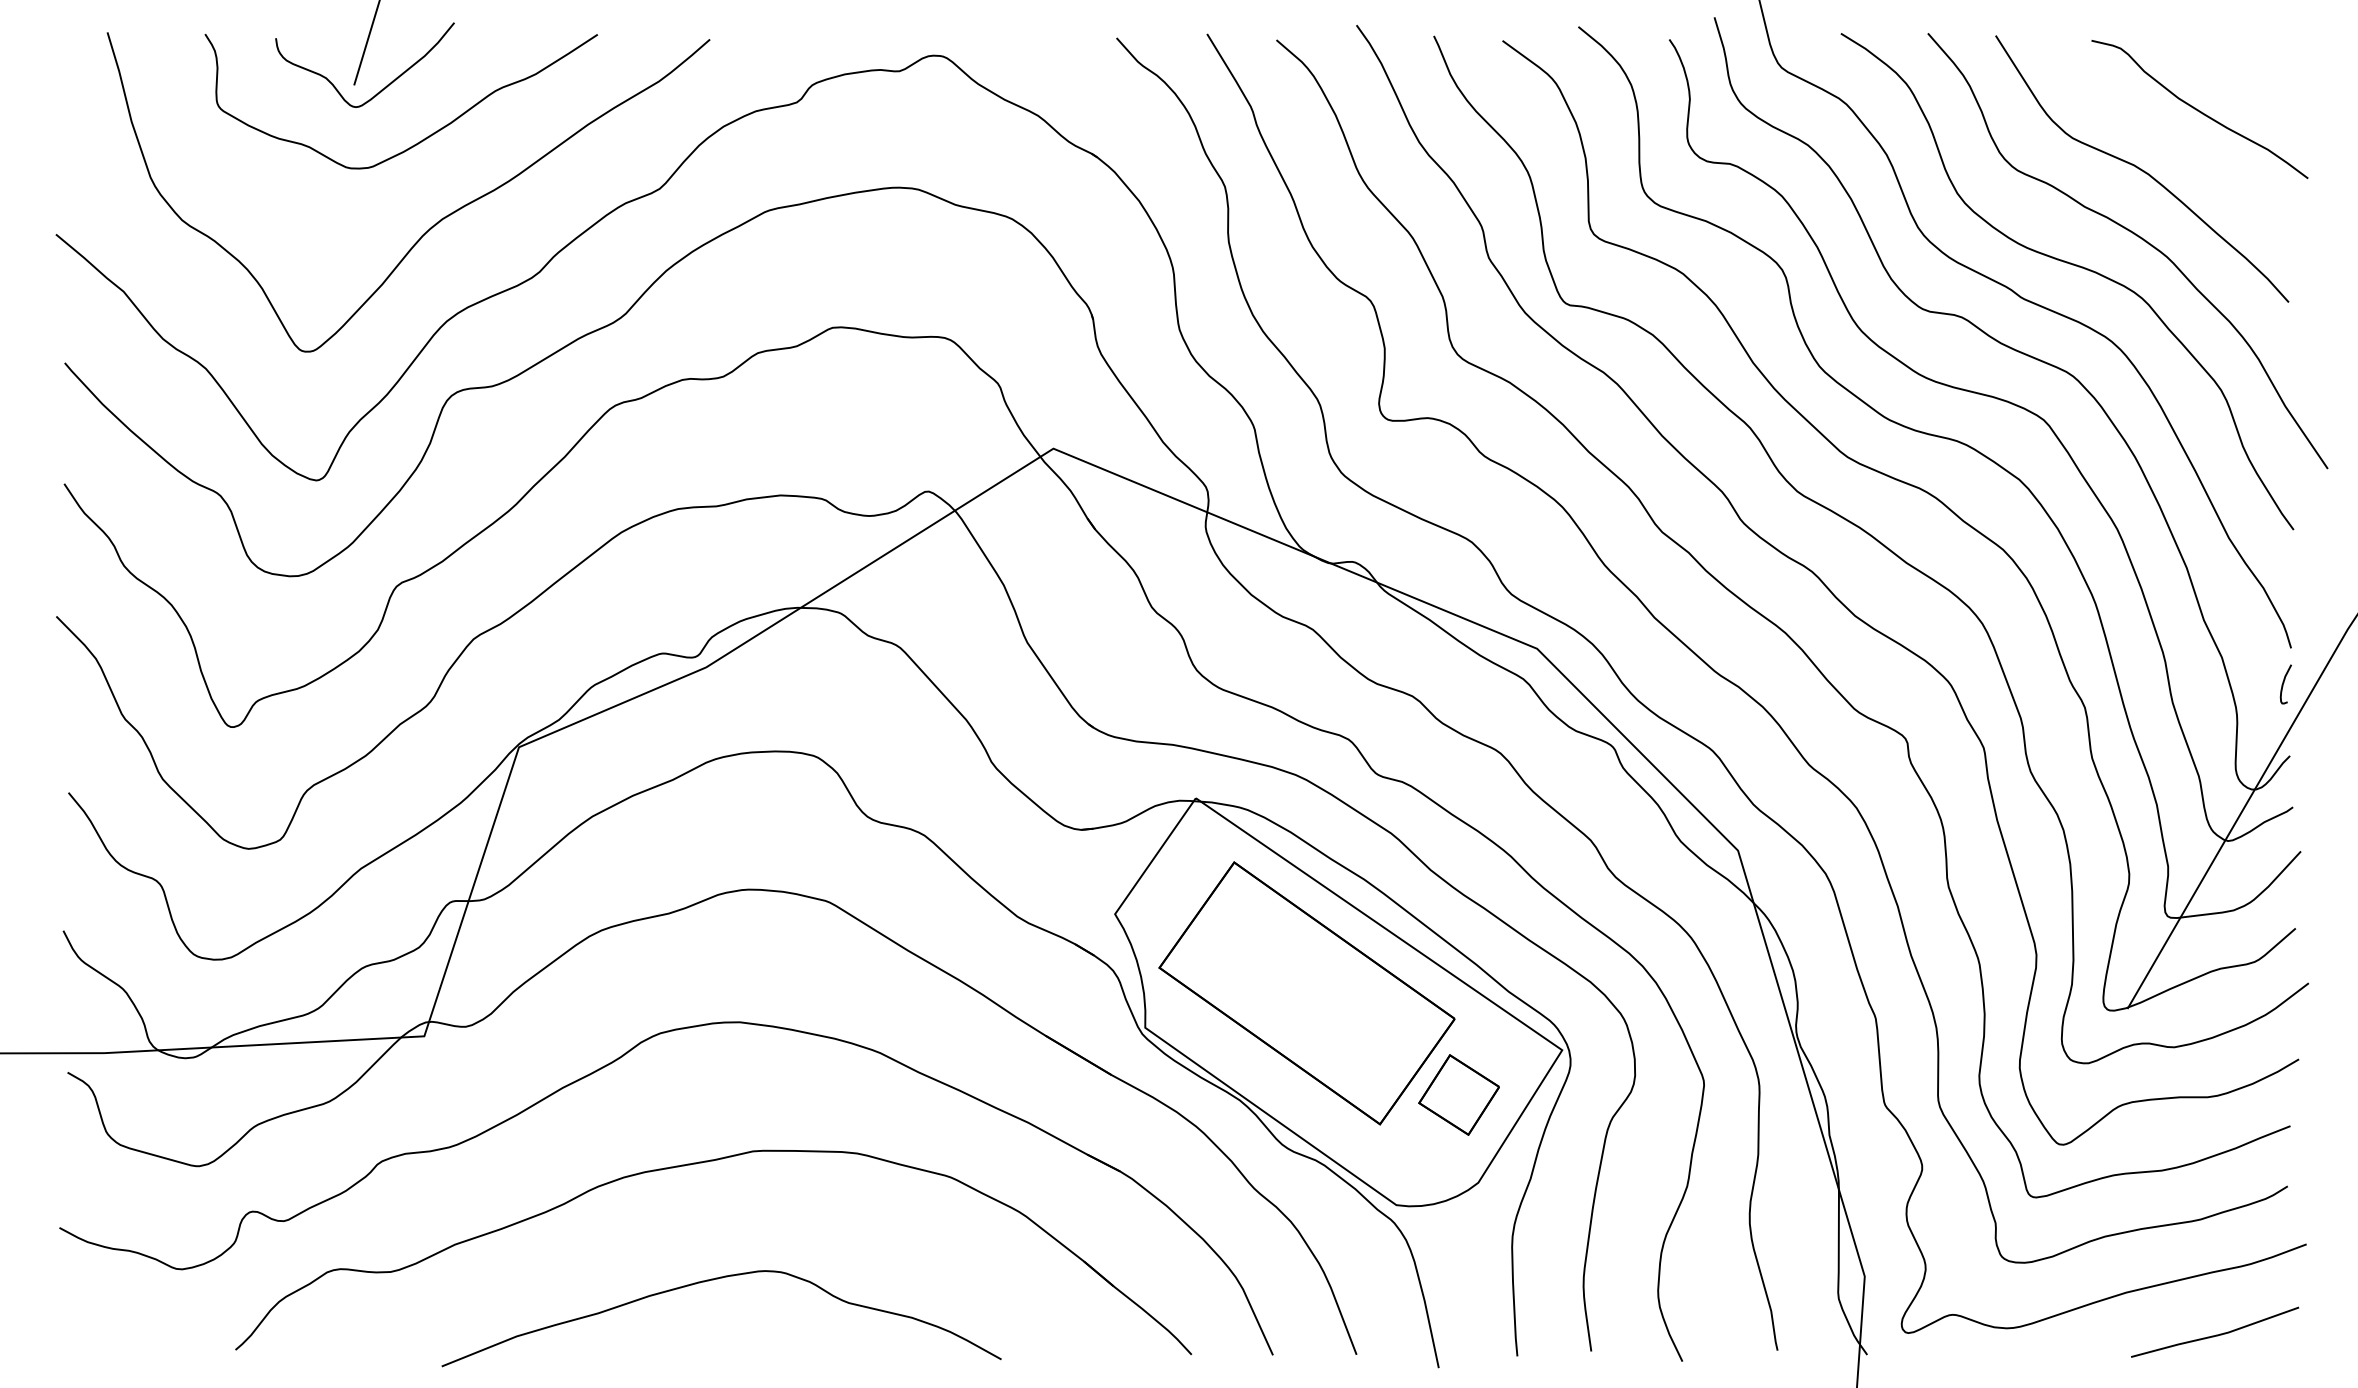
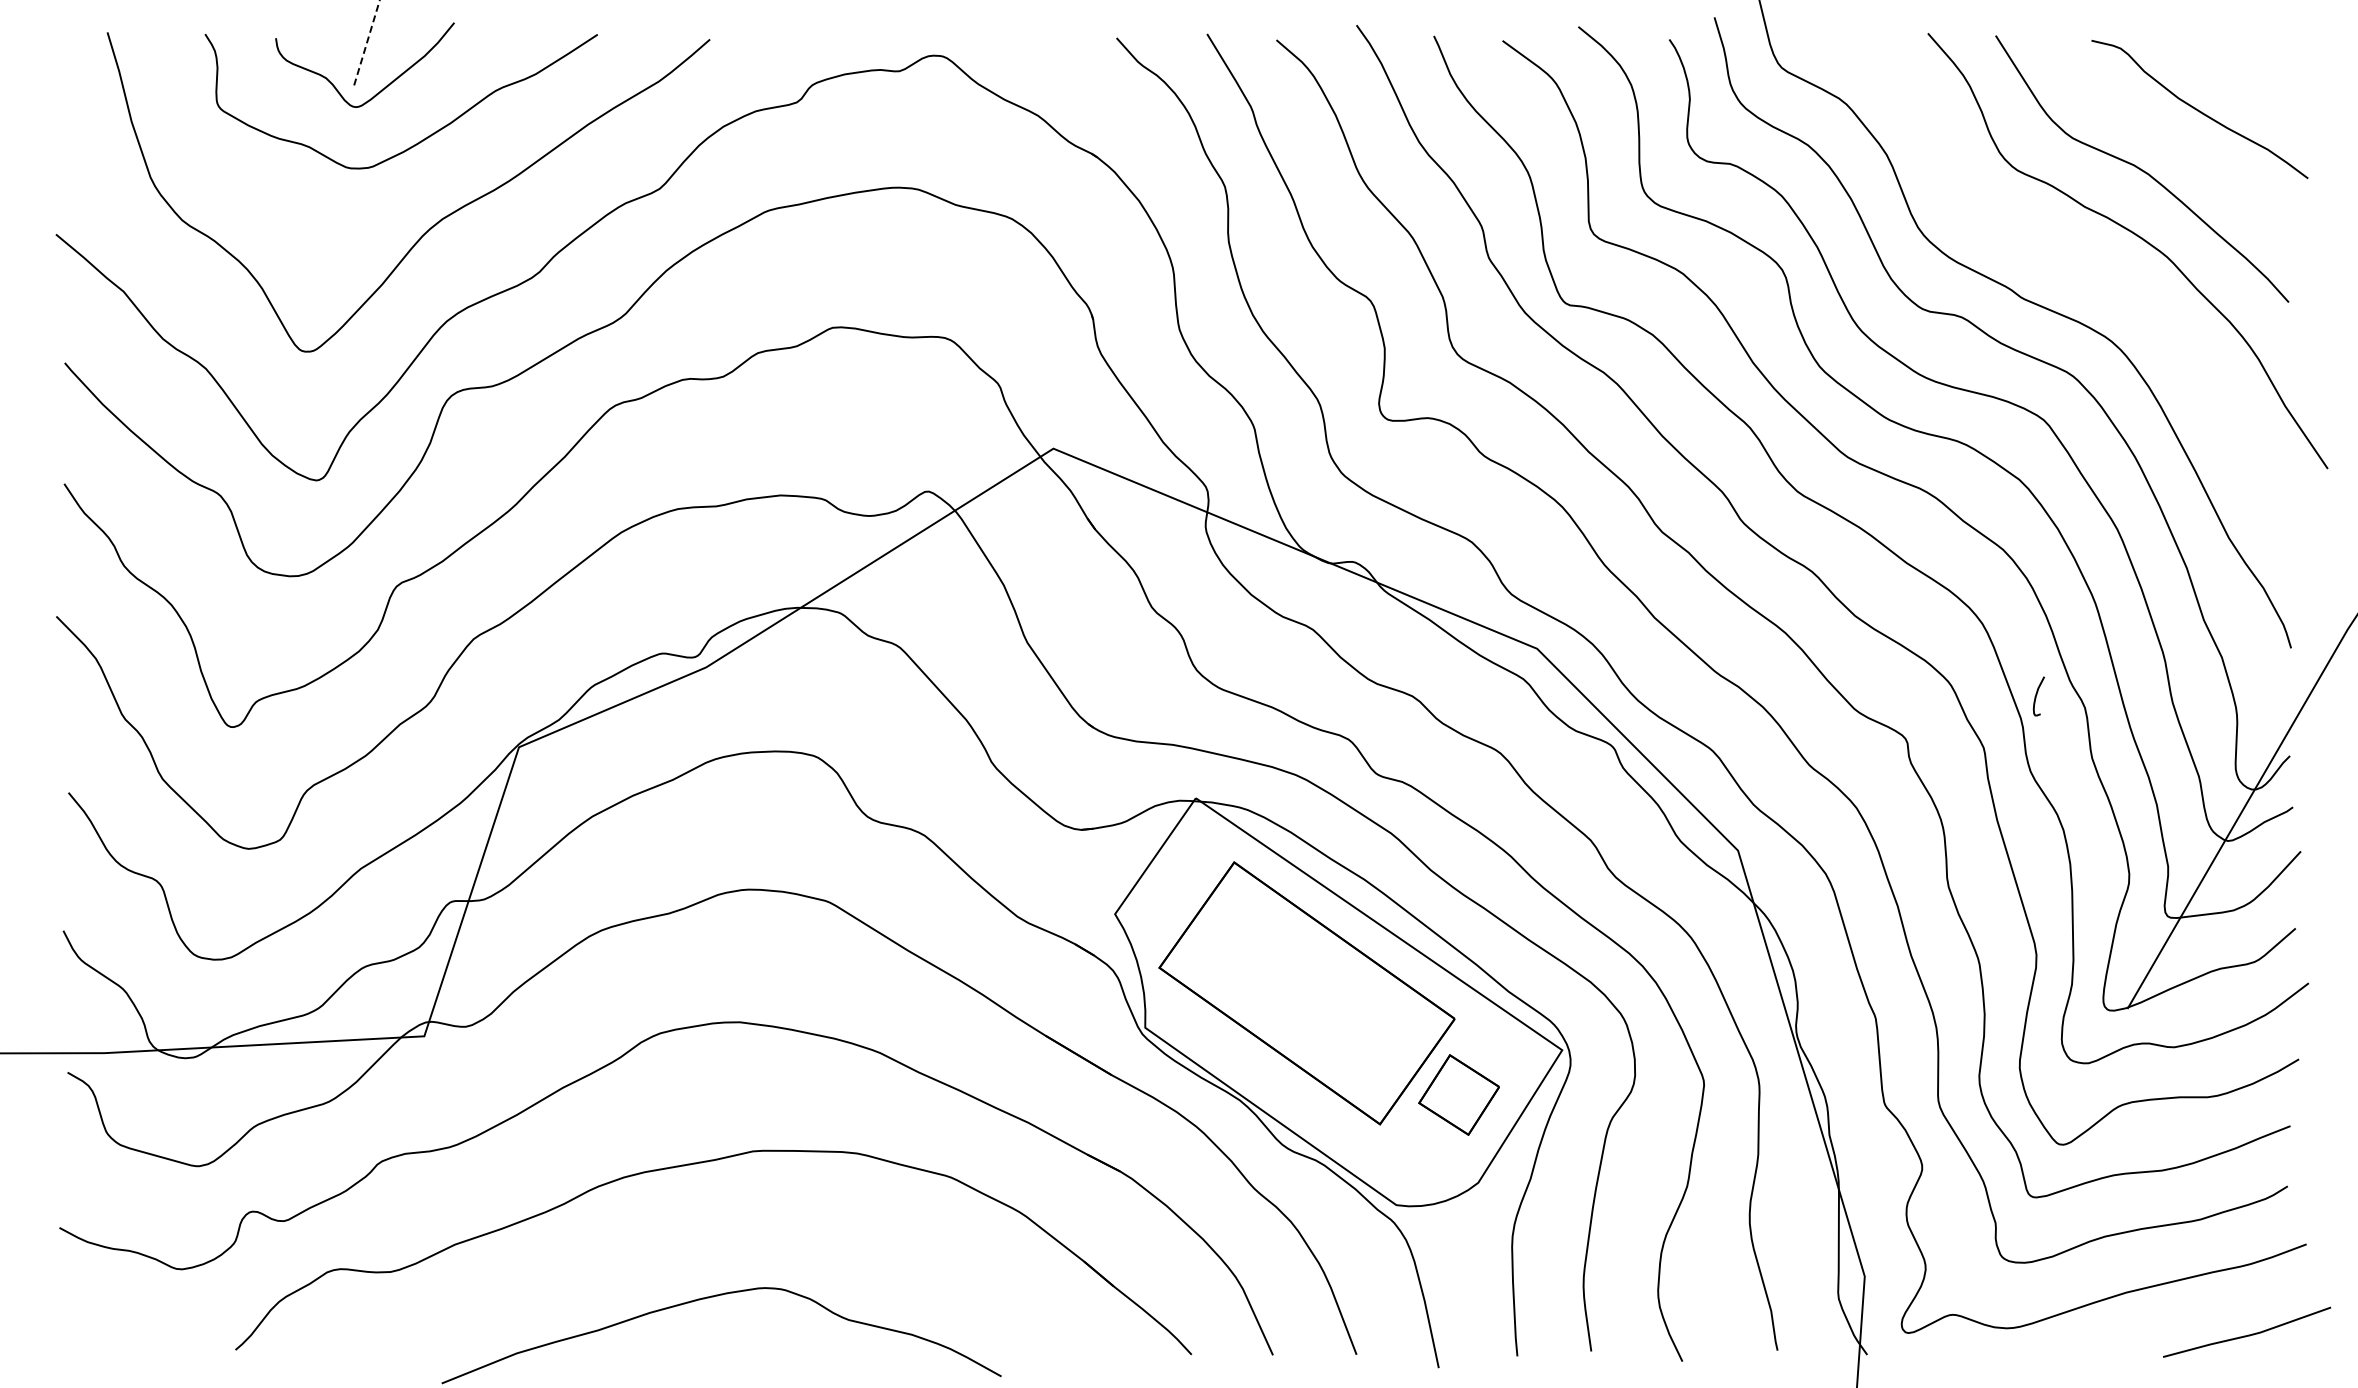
line: solid -> dashed (367, 42)
curve: present -> none (2072, 265)
curve position: (2284, 683) -> (2037, 695) (2037, 695)
curve position: (713, 1280) -> (713, 1297) (713, 1297)
line position: (2216, 1334) -> (2248, 1334) (2248, 1334)
